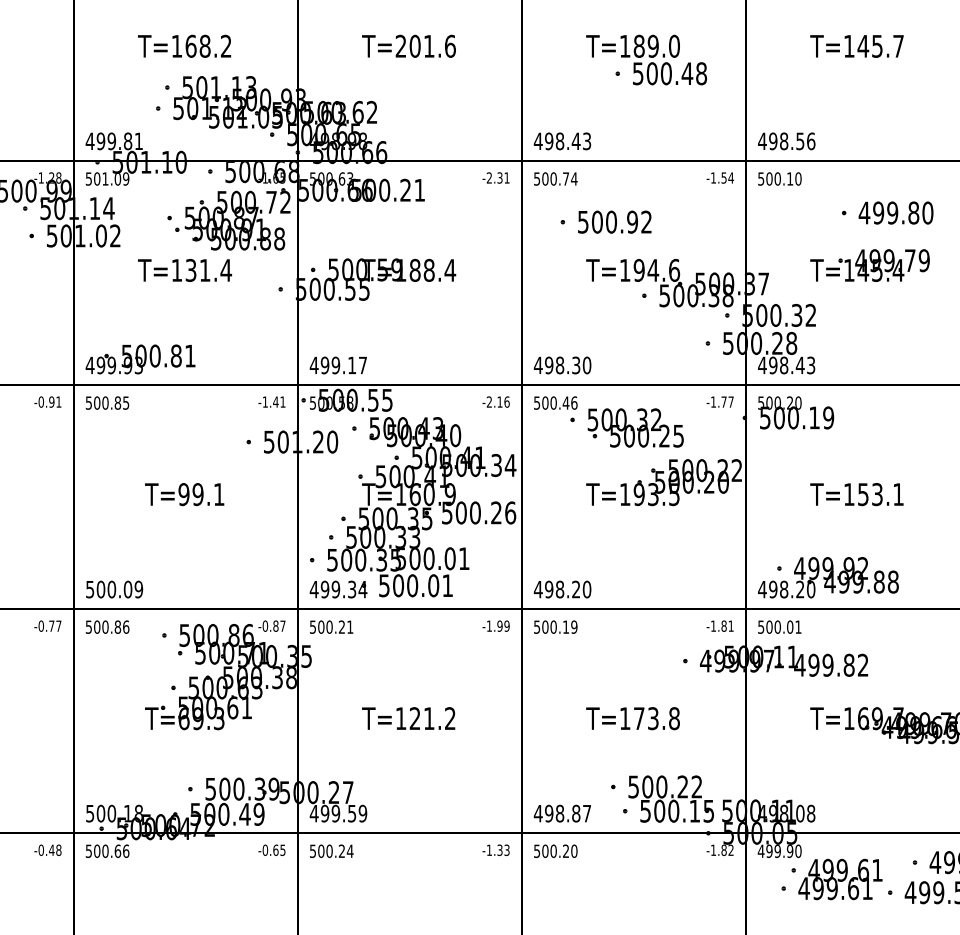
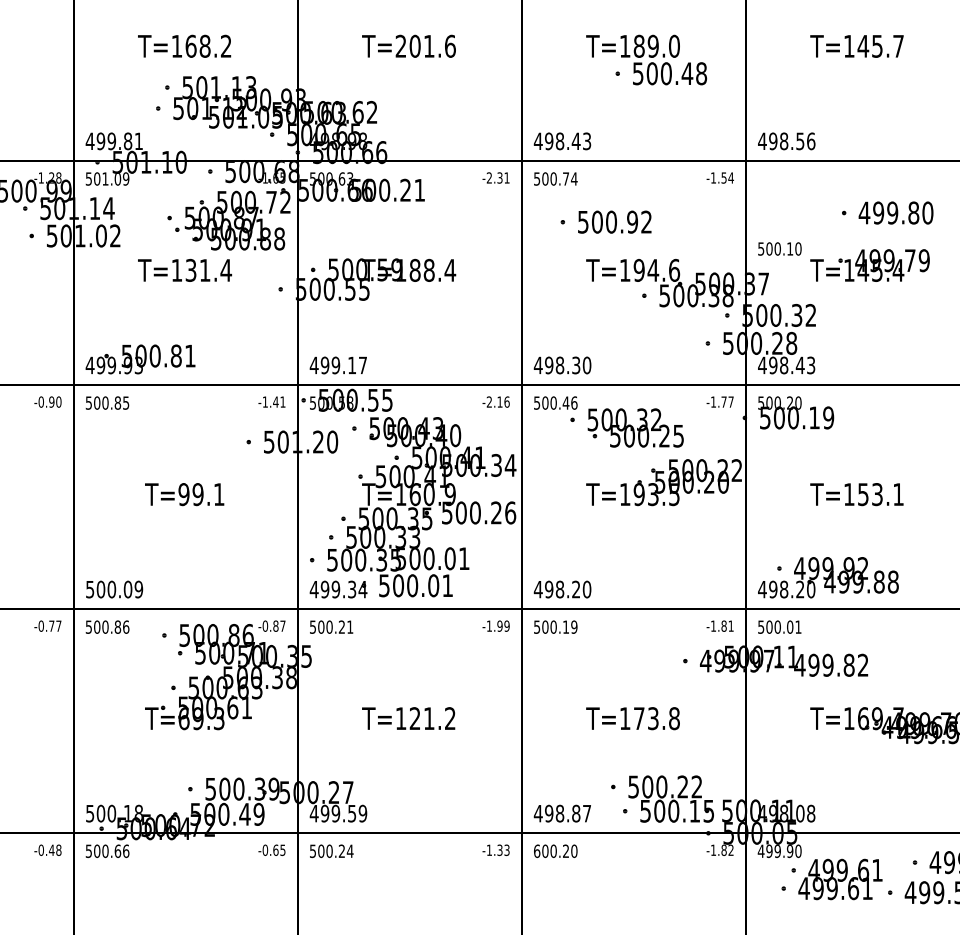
text position: (779, 178) -> (779, 248) (779, 248)
text: -0.91 -> -0.90 (58, 401)
text: 500.20 -> 600.20 (537, 850)
